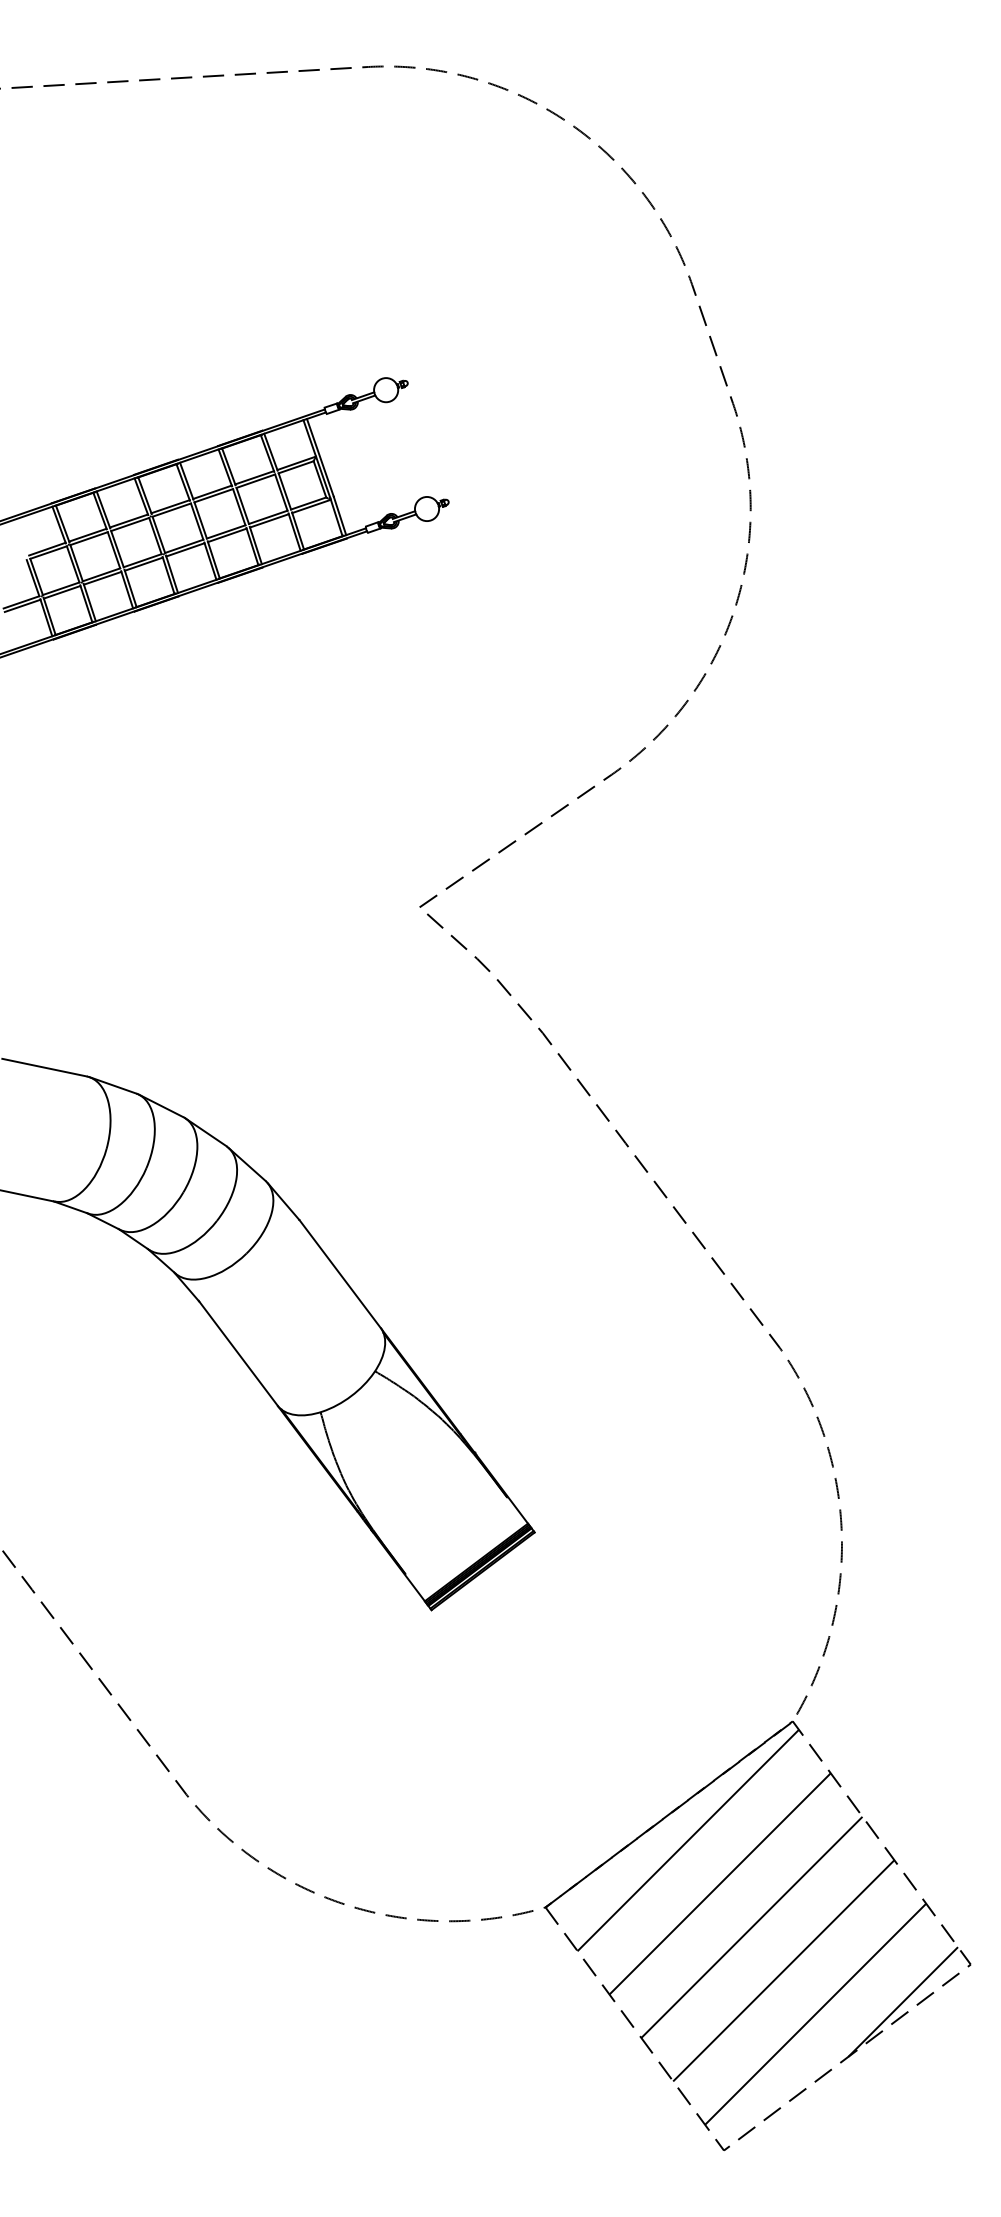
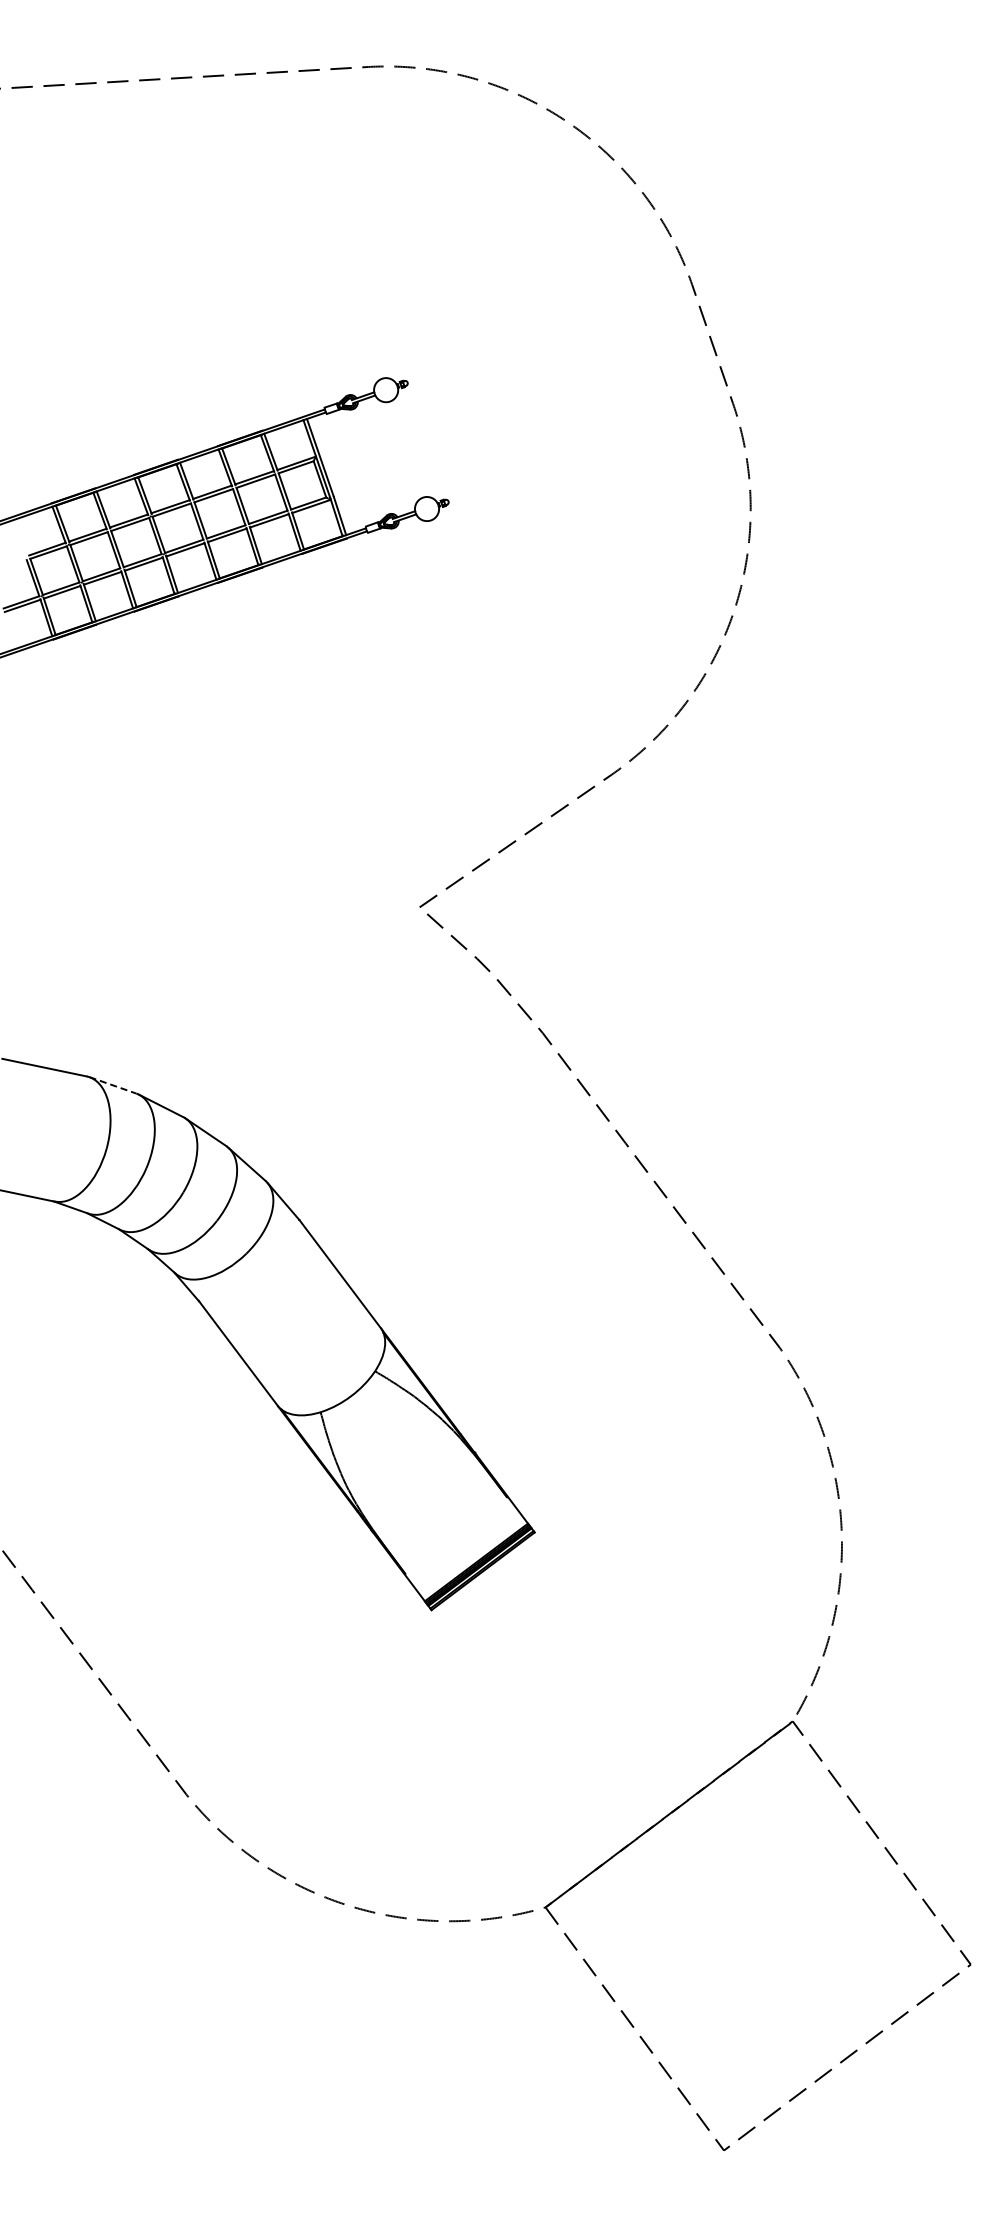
line: solid -> dashed (112, 1085)
hatch: present -> none (751, 1926)
